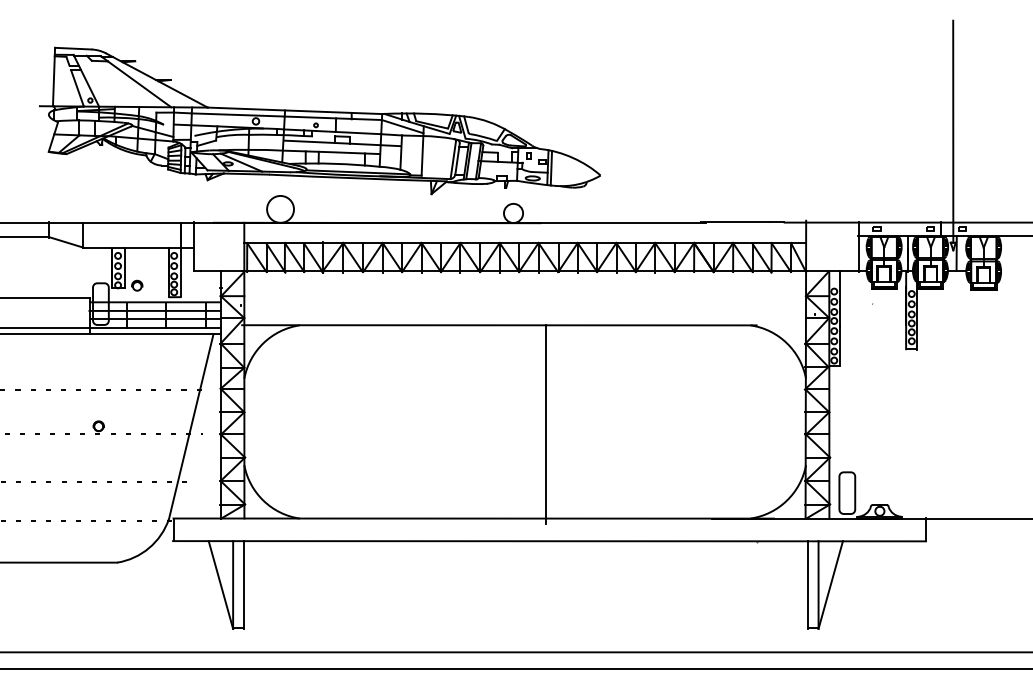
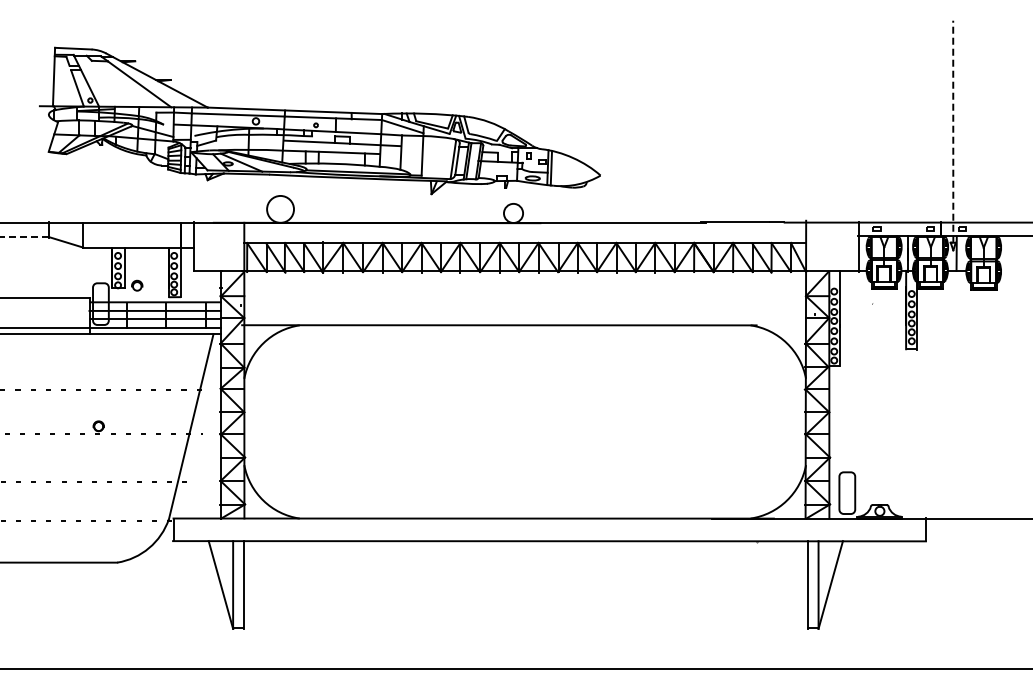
line: solid -> dashed (953, 131)
line: solid -> dashed (24, 237)
line: present -> none (545, 424)
line: present -> none (515, 652)
